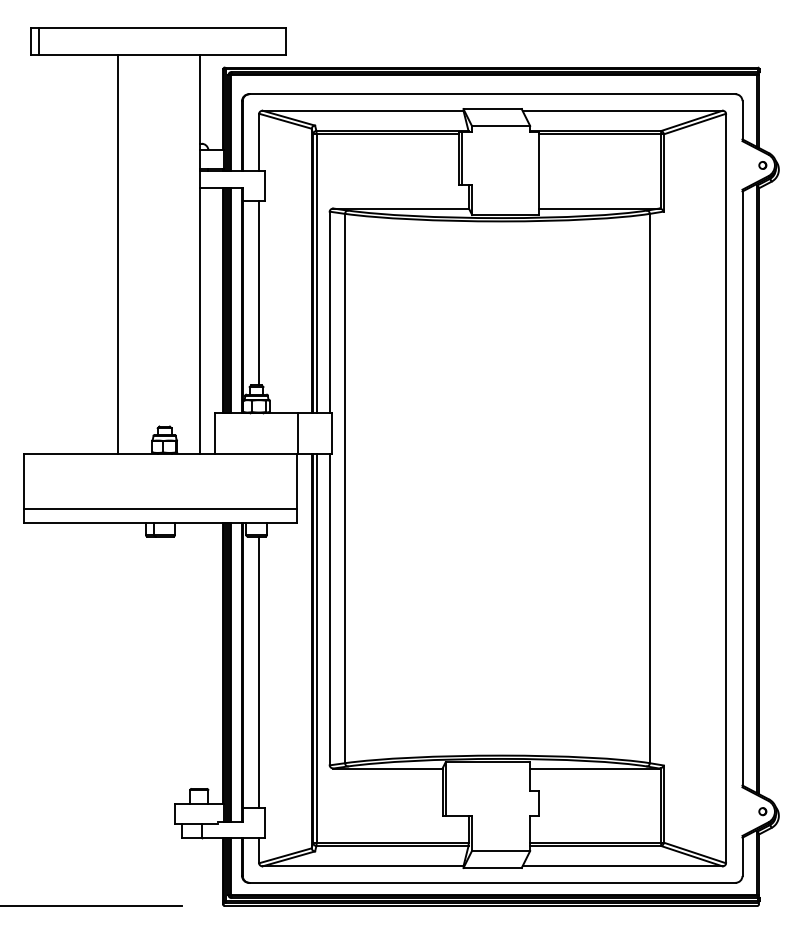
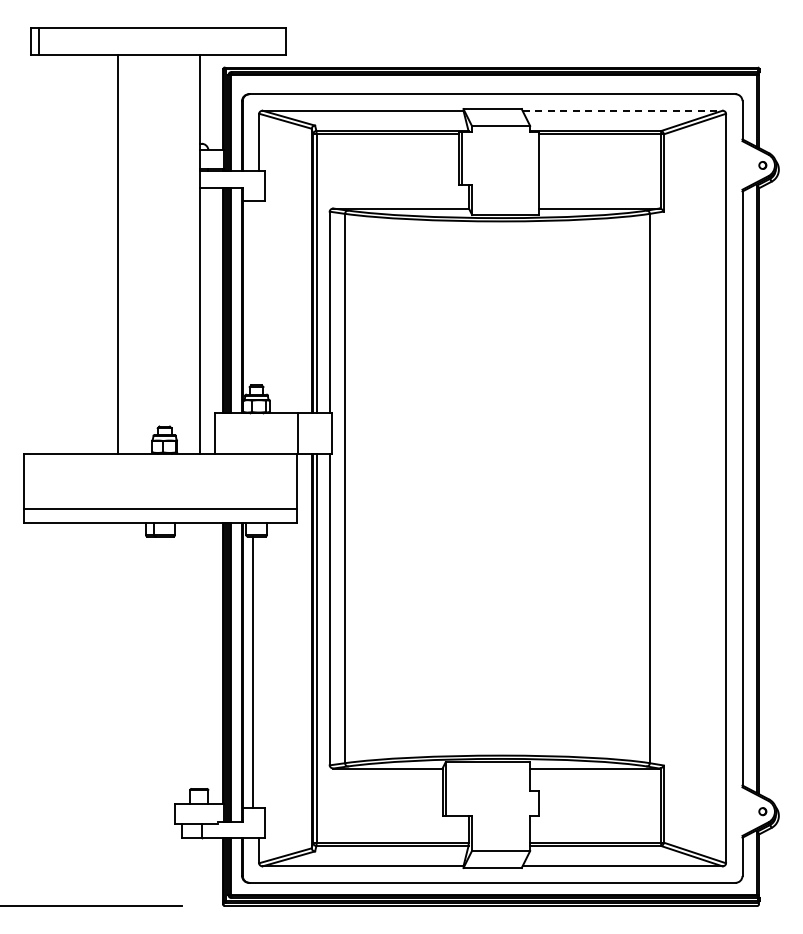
line: solid -> dashed (623, 110)
line: present -> none (259, 293)
line position: (259, 672) -> (253, 672) (253, 672)
